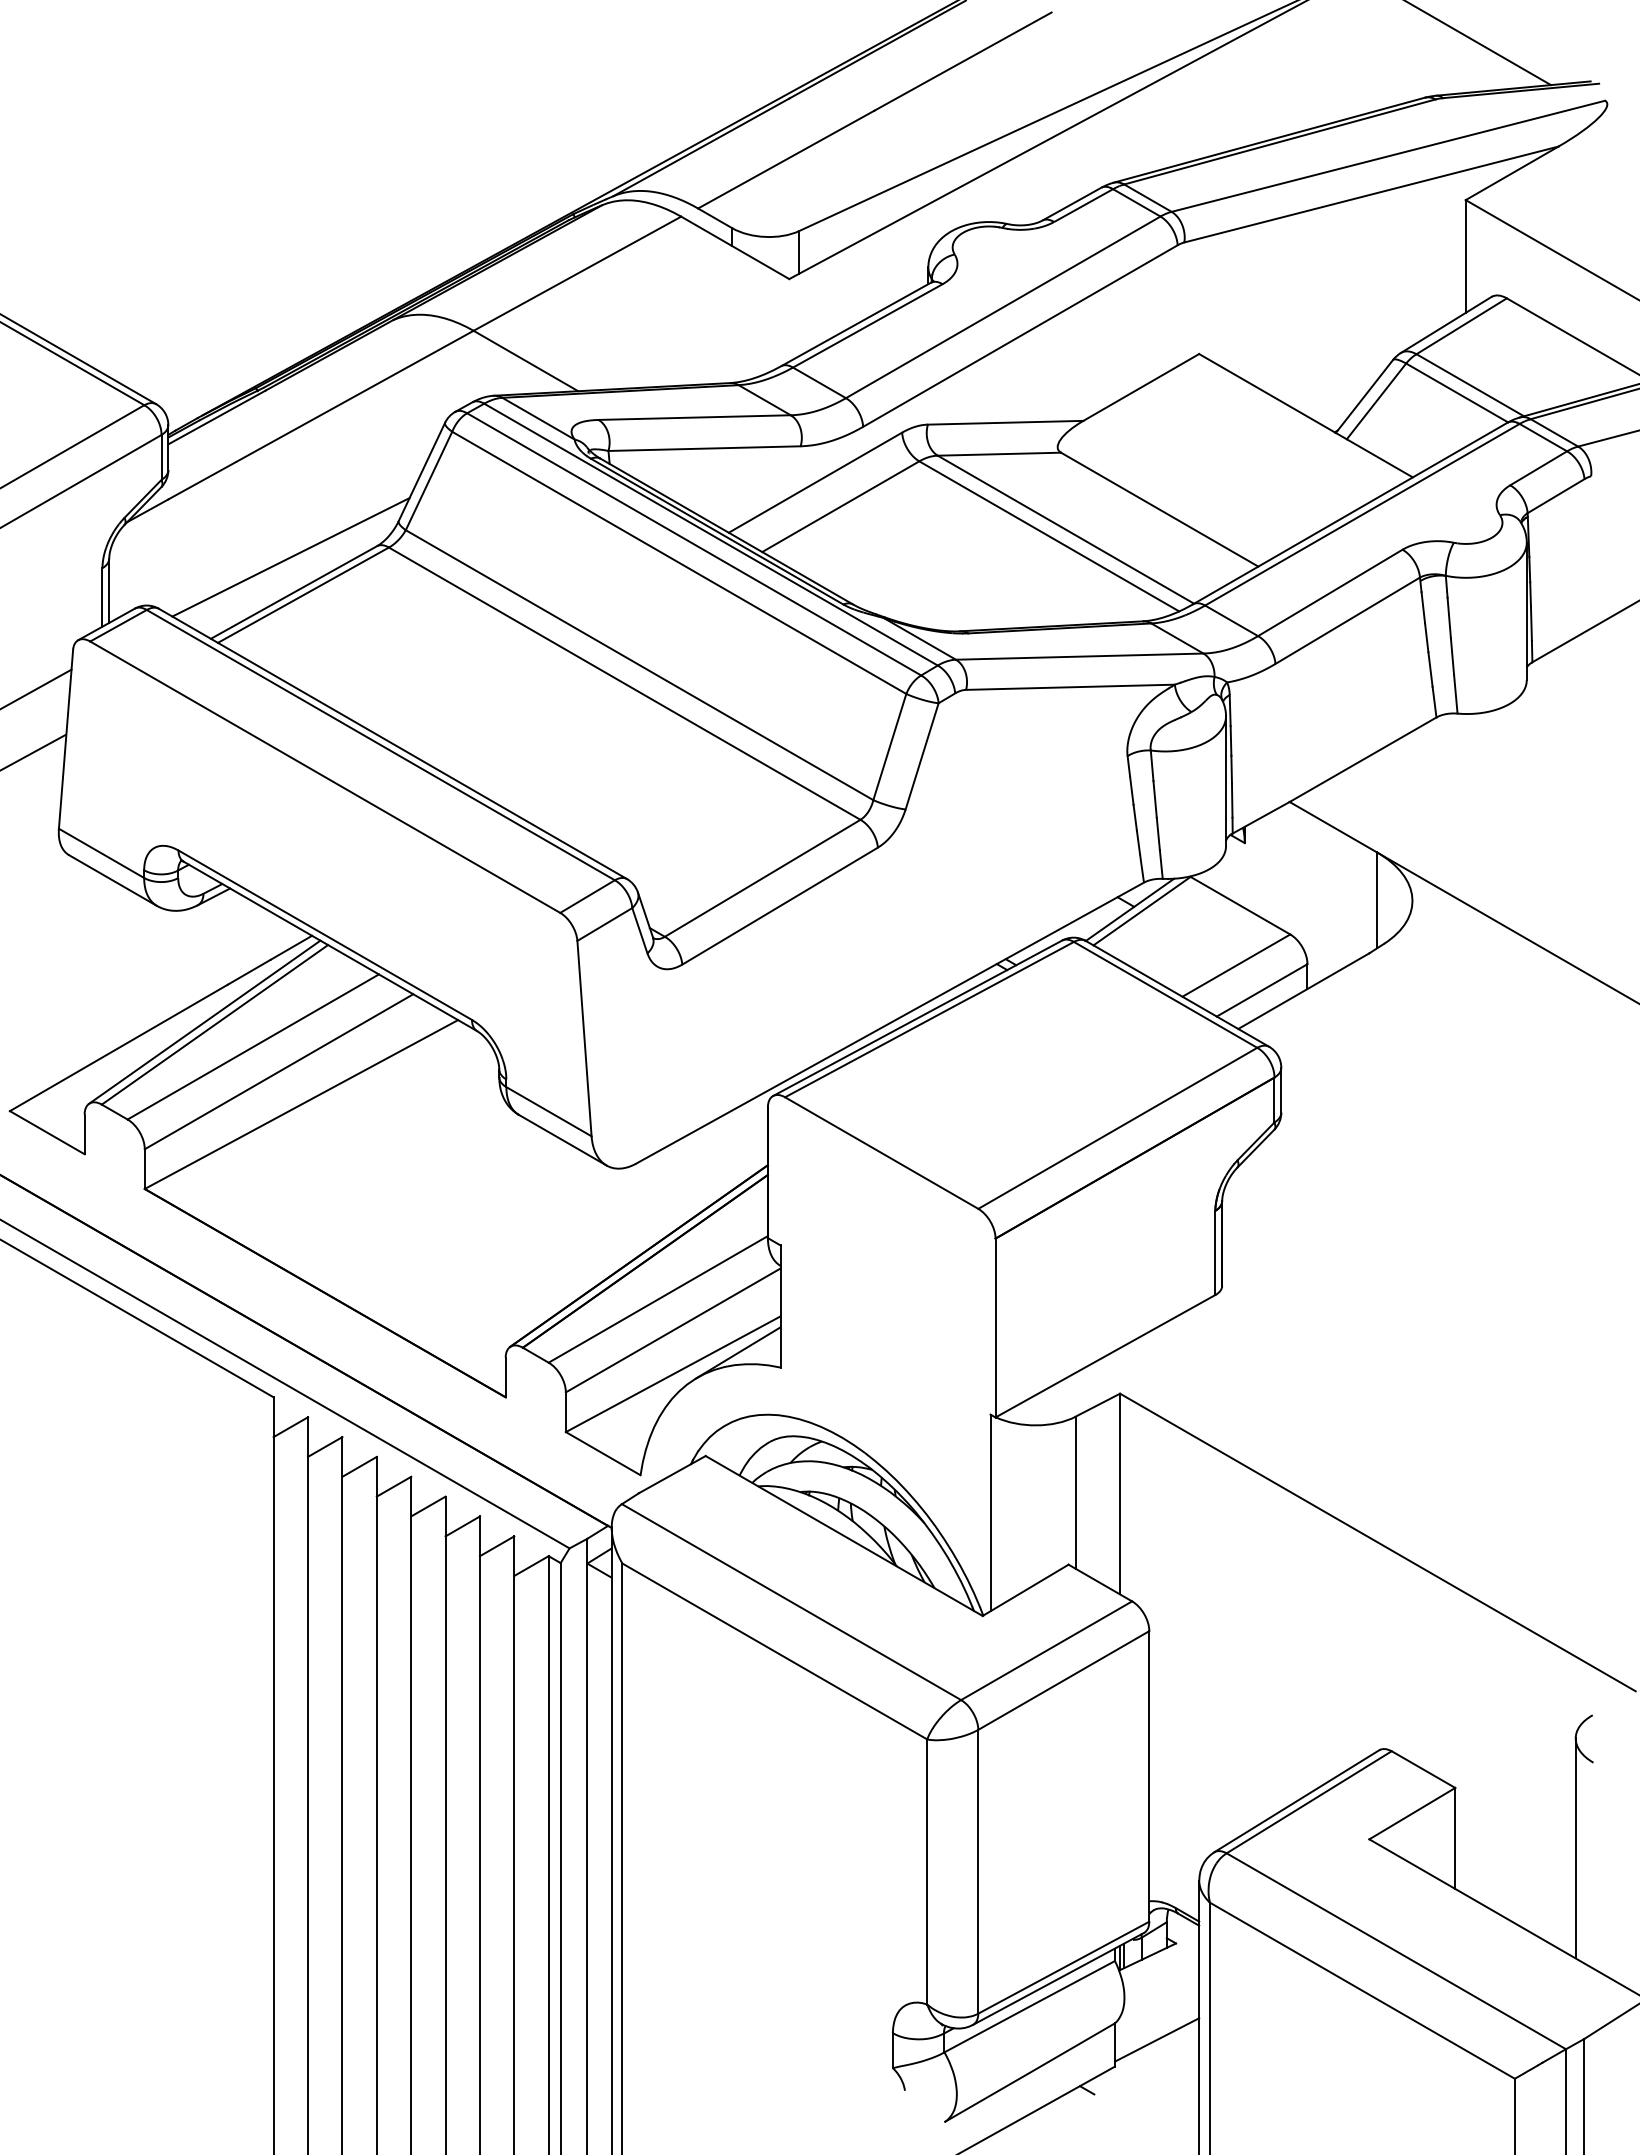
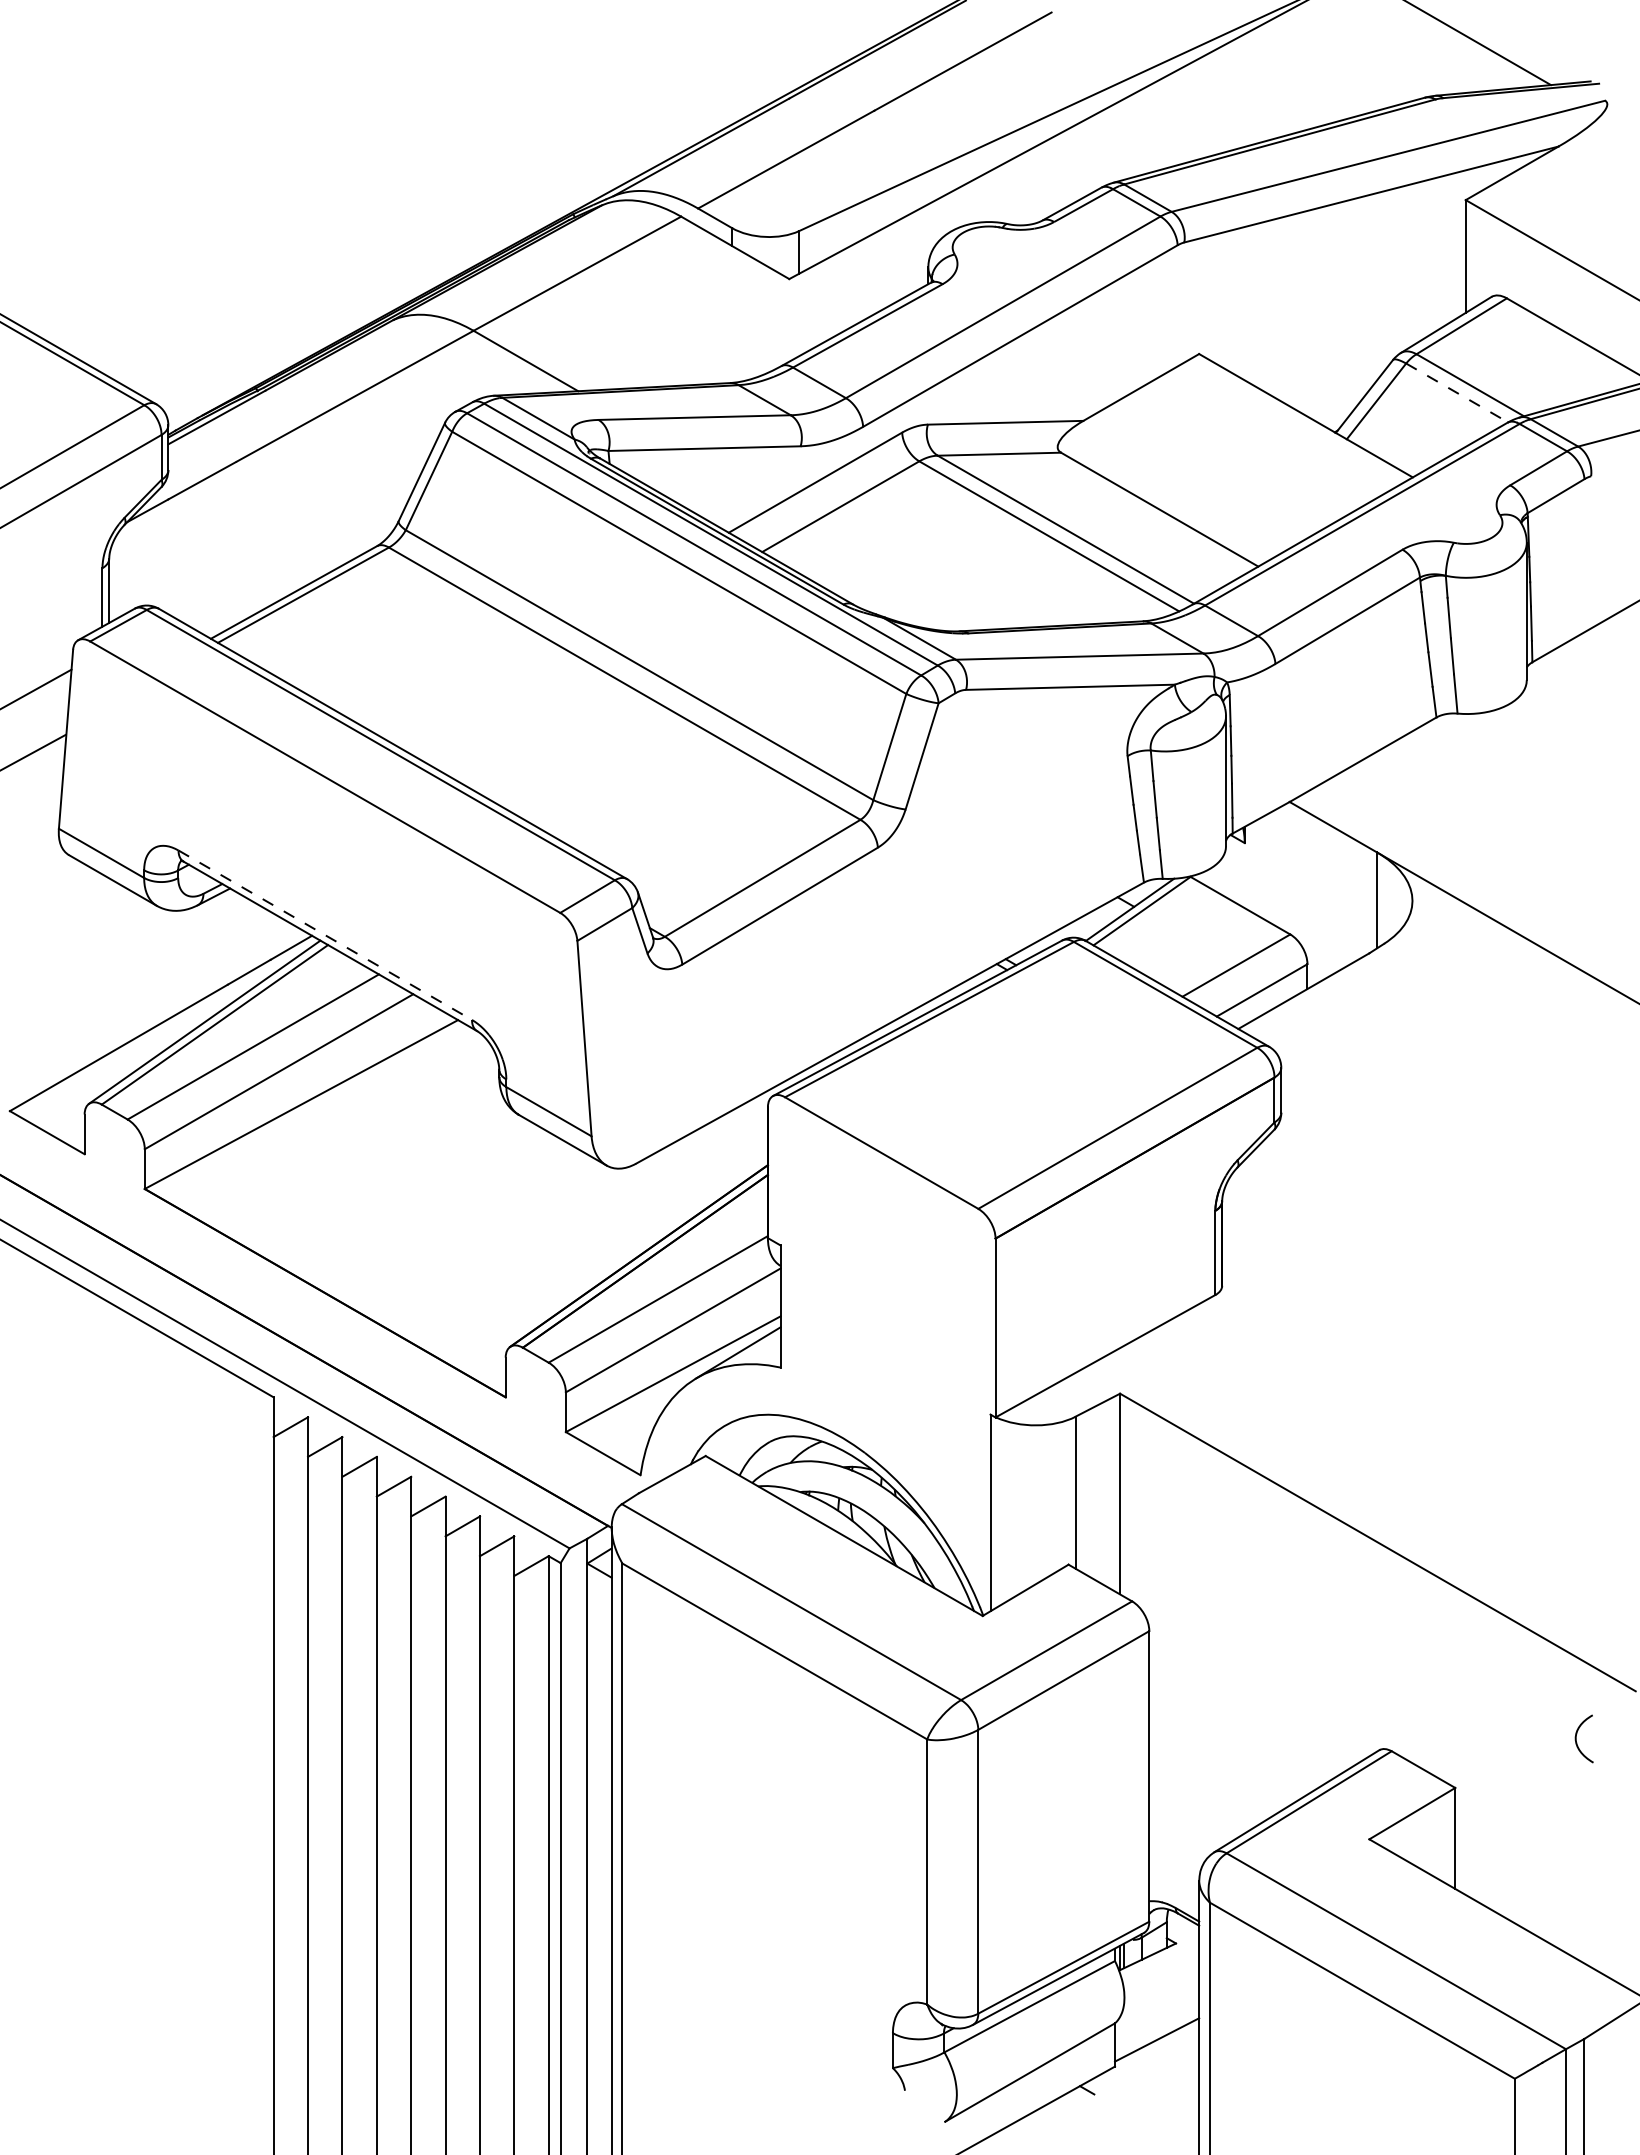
line: solid -> dashed (1457, 392)
line: present -> none (290, 557)
line: solid -> dashed (325, 935)
line: present -> none (1575, 1848)
